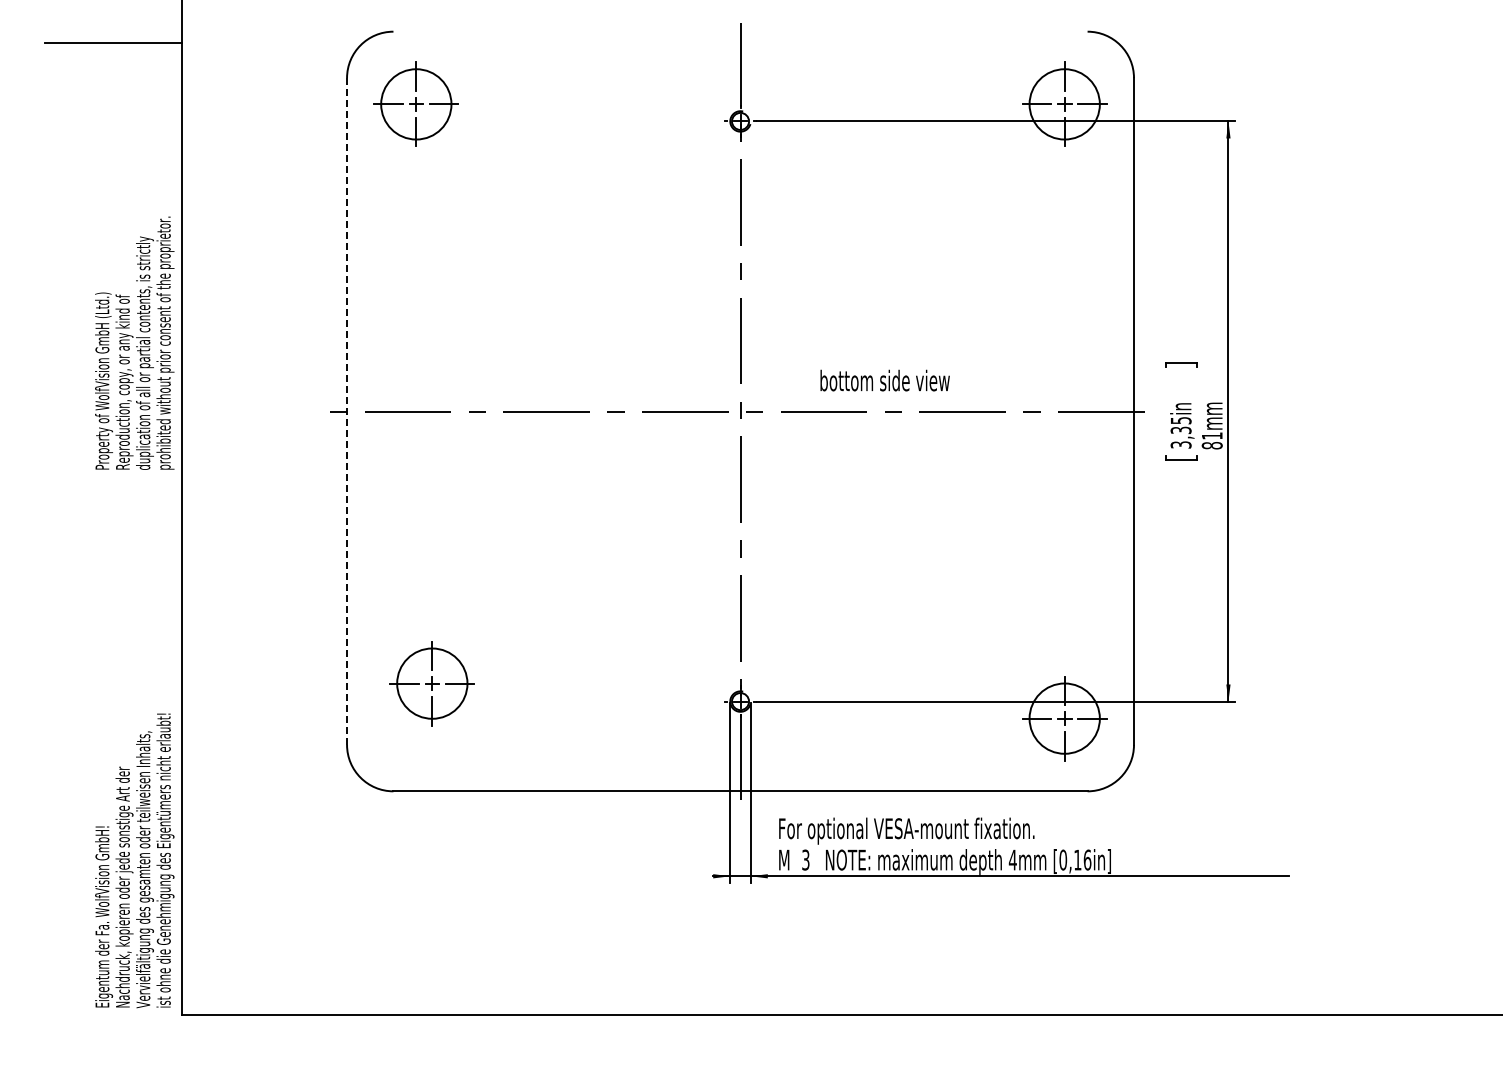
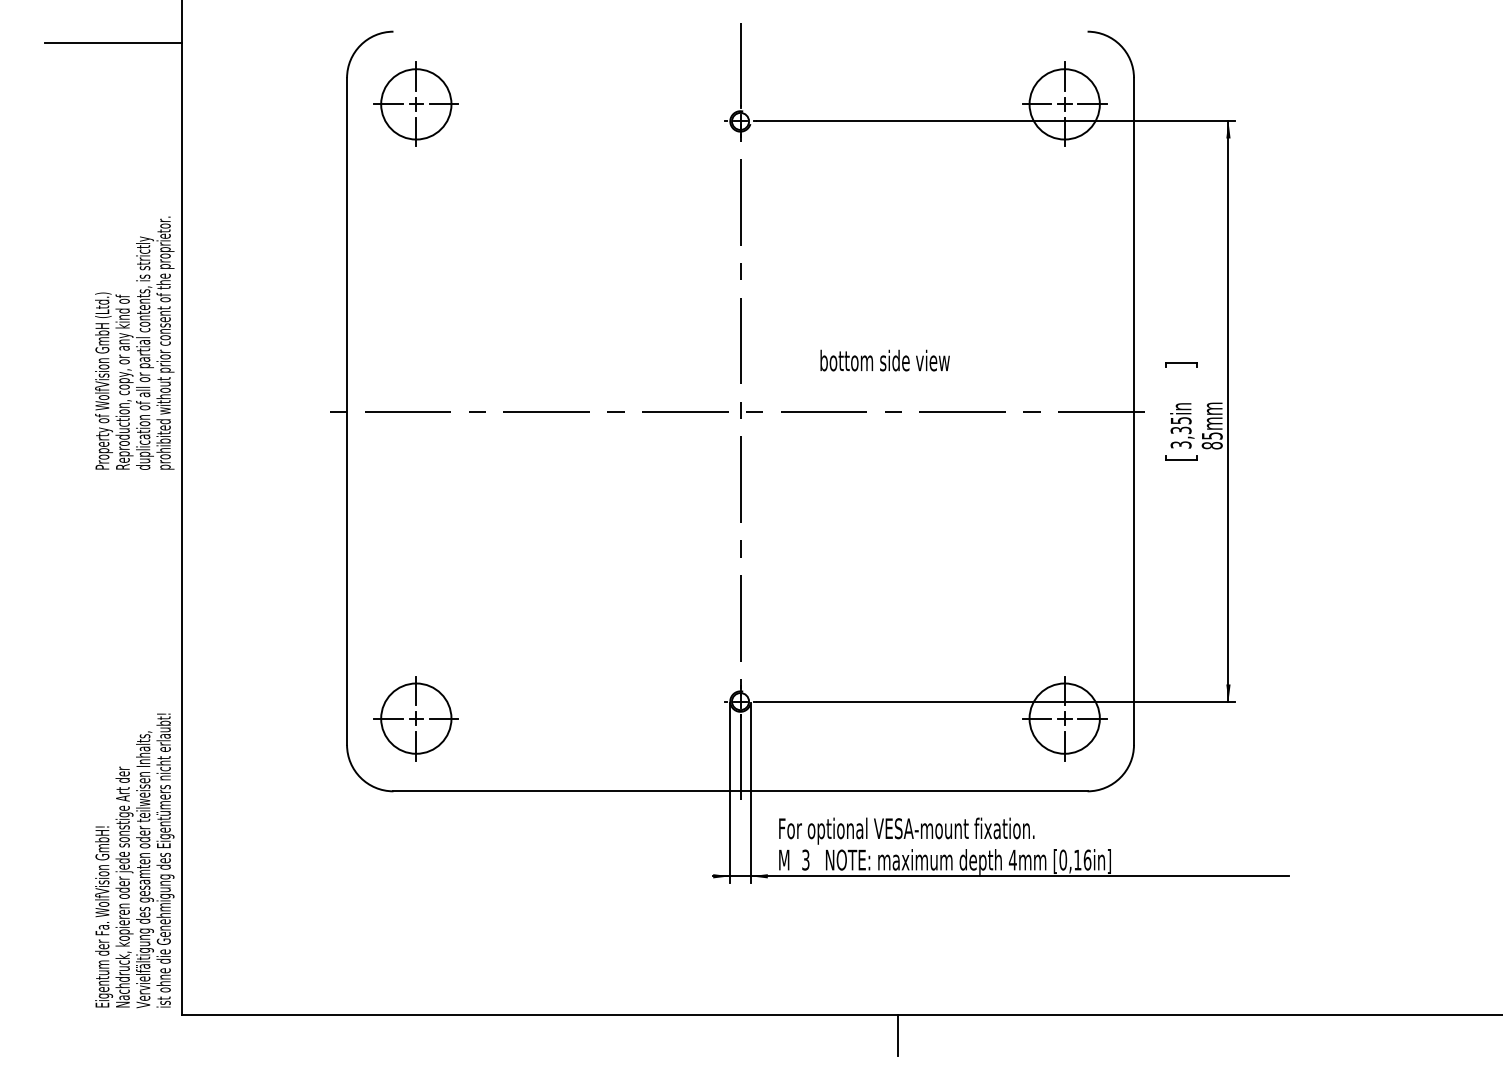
text position: (884, 380) -> (884, 360) (884, 360)
line: dashed -> solid (347, 411)
text: 81mm -> 85mm (1212, 435)
part position: (431, 683) -> (415, 718) (415, 718)
line: none -> present (898, 1035)
